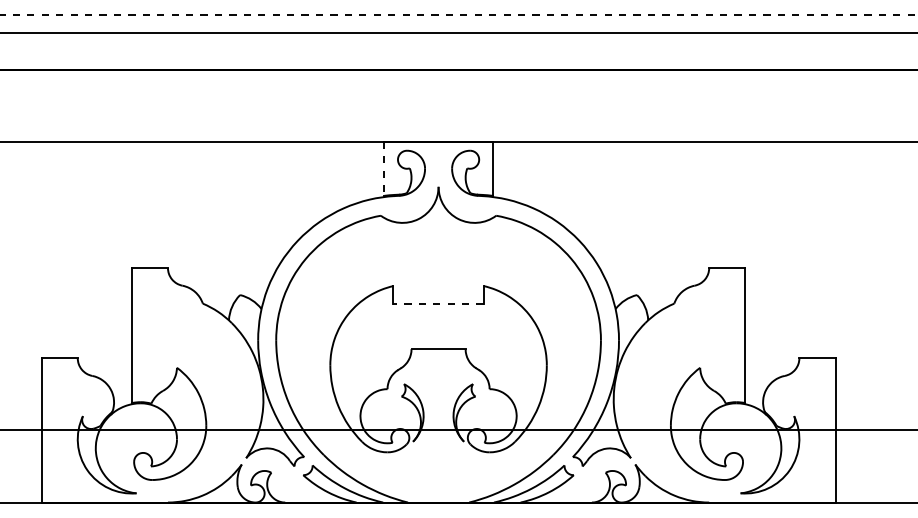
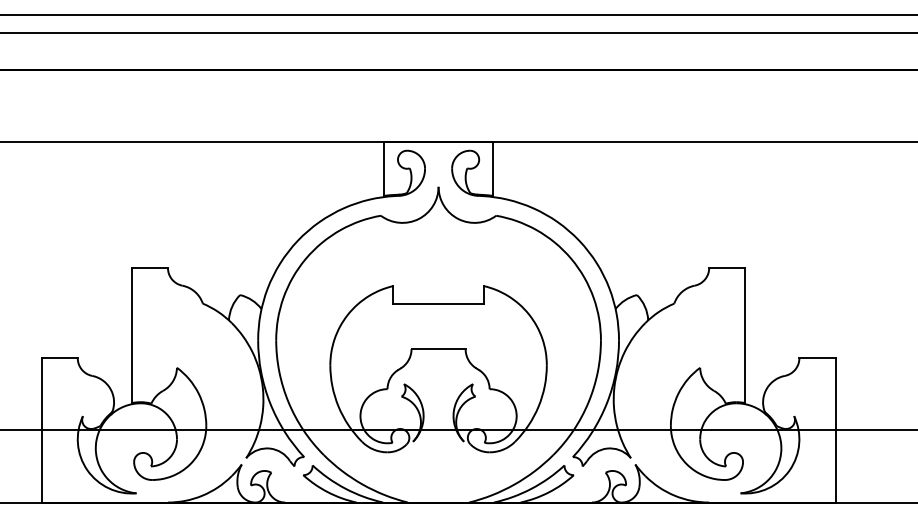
line: dashed -> solid (458, 15)
line: dashed -> solid (384, 169)
line: dashed -> solid (438, 304)
